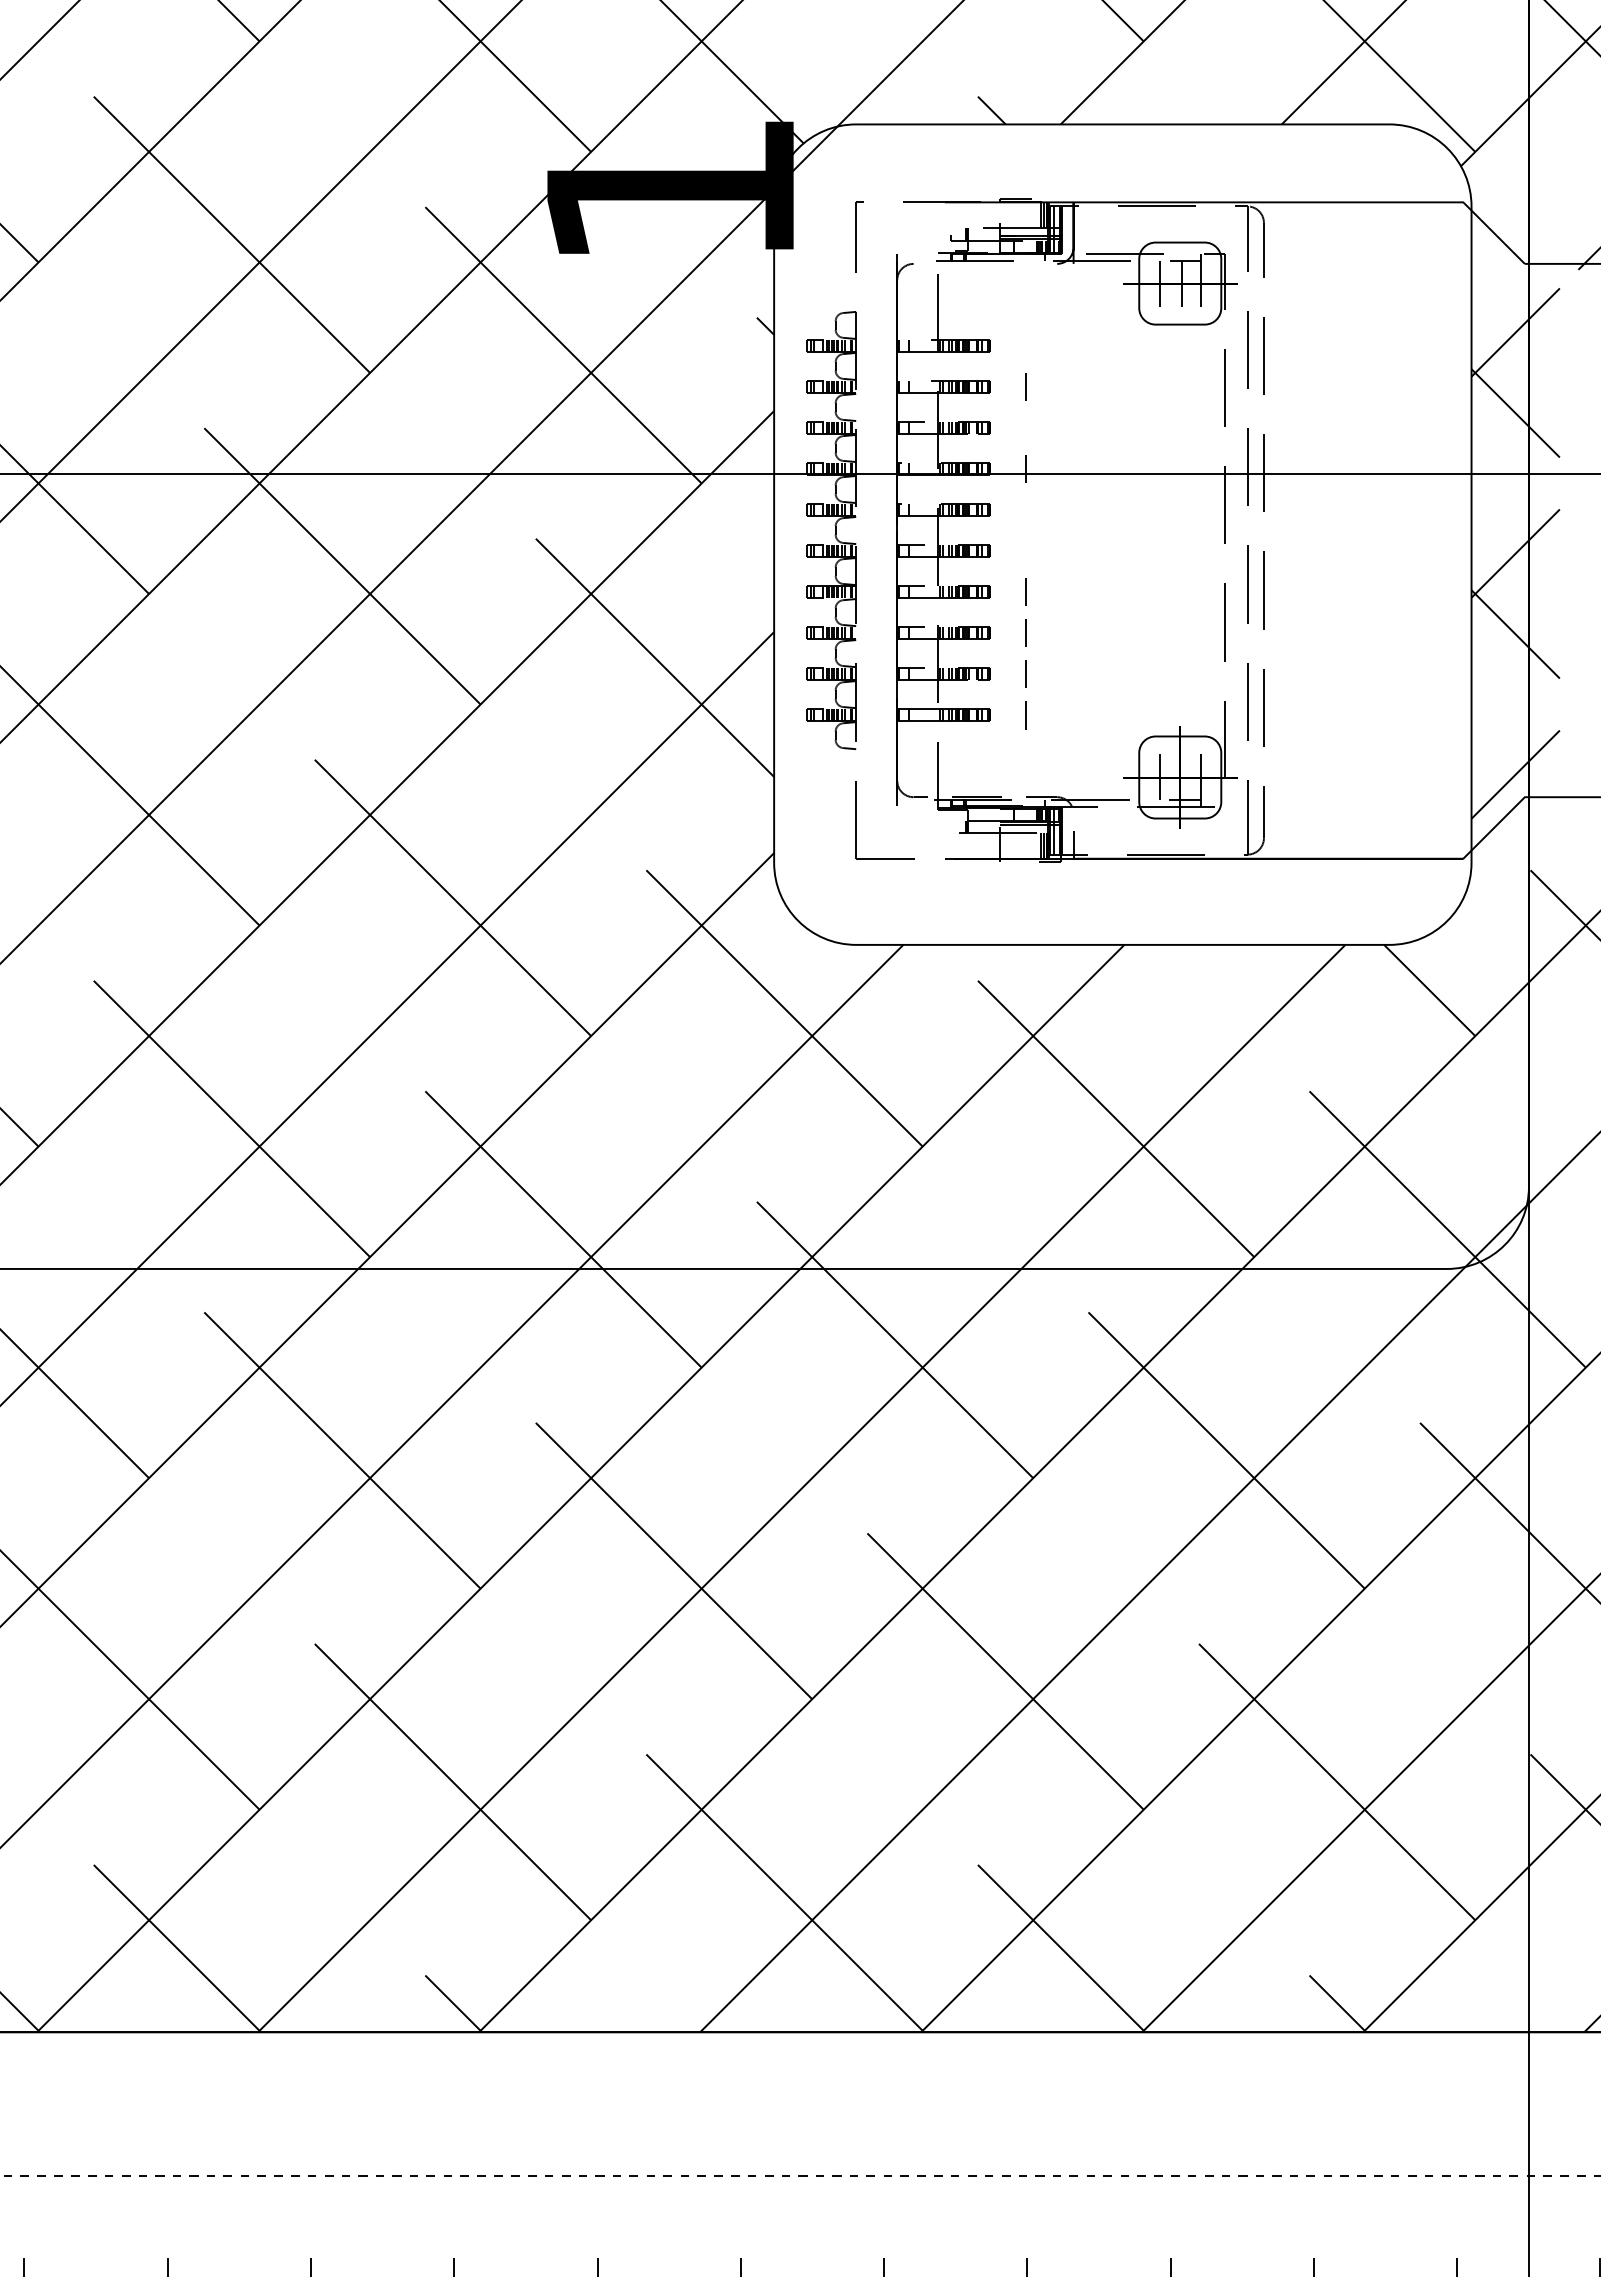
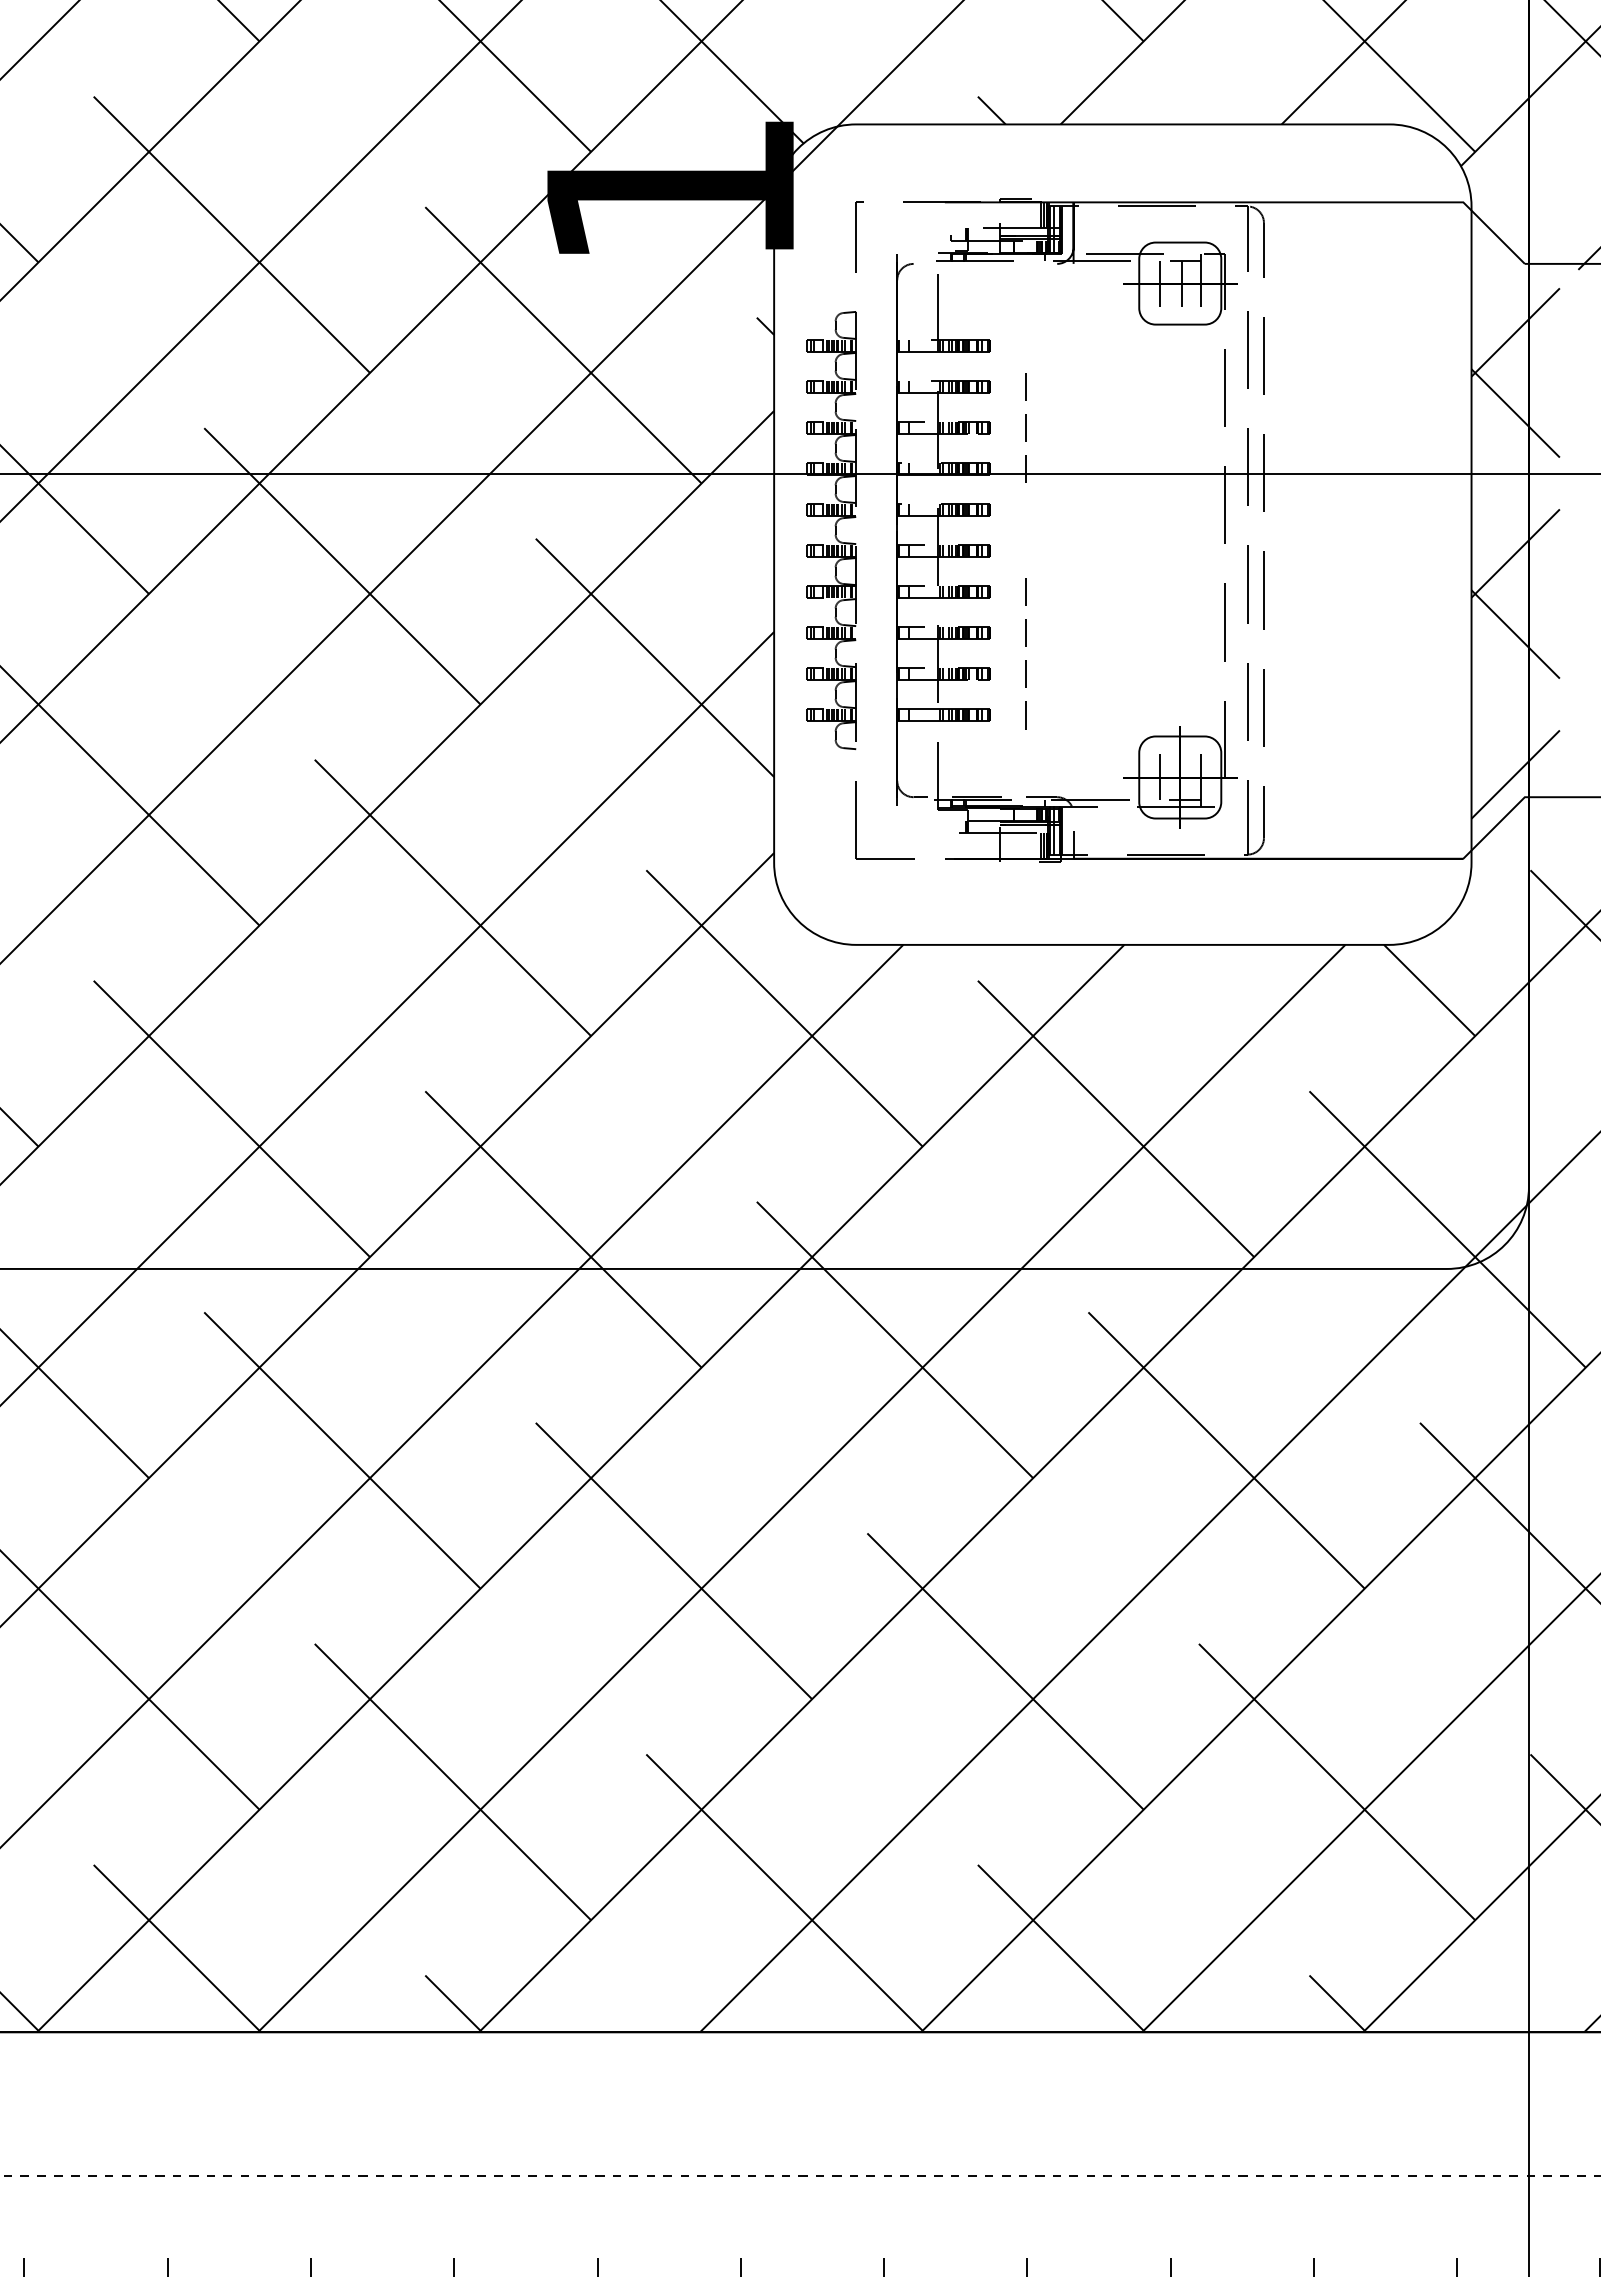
line: none -> present (1025, 427)
